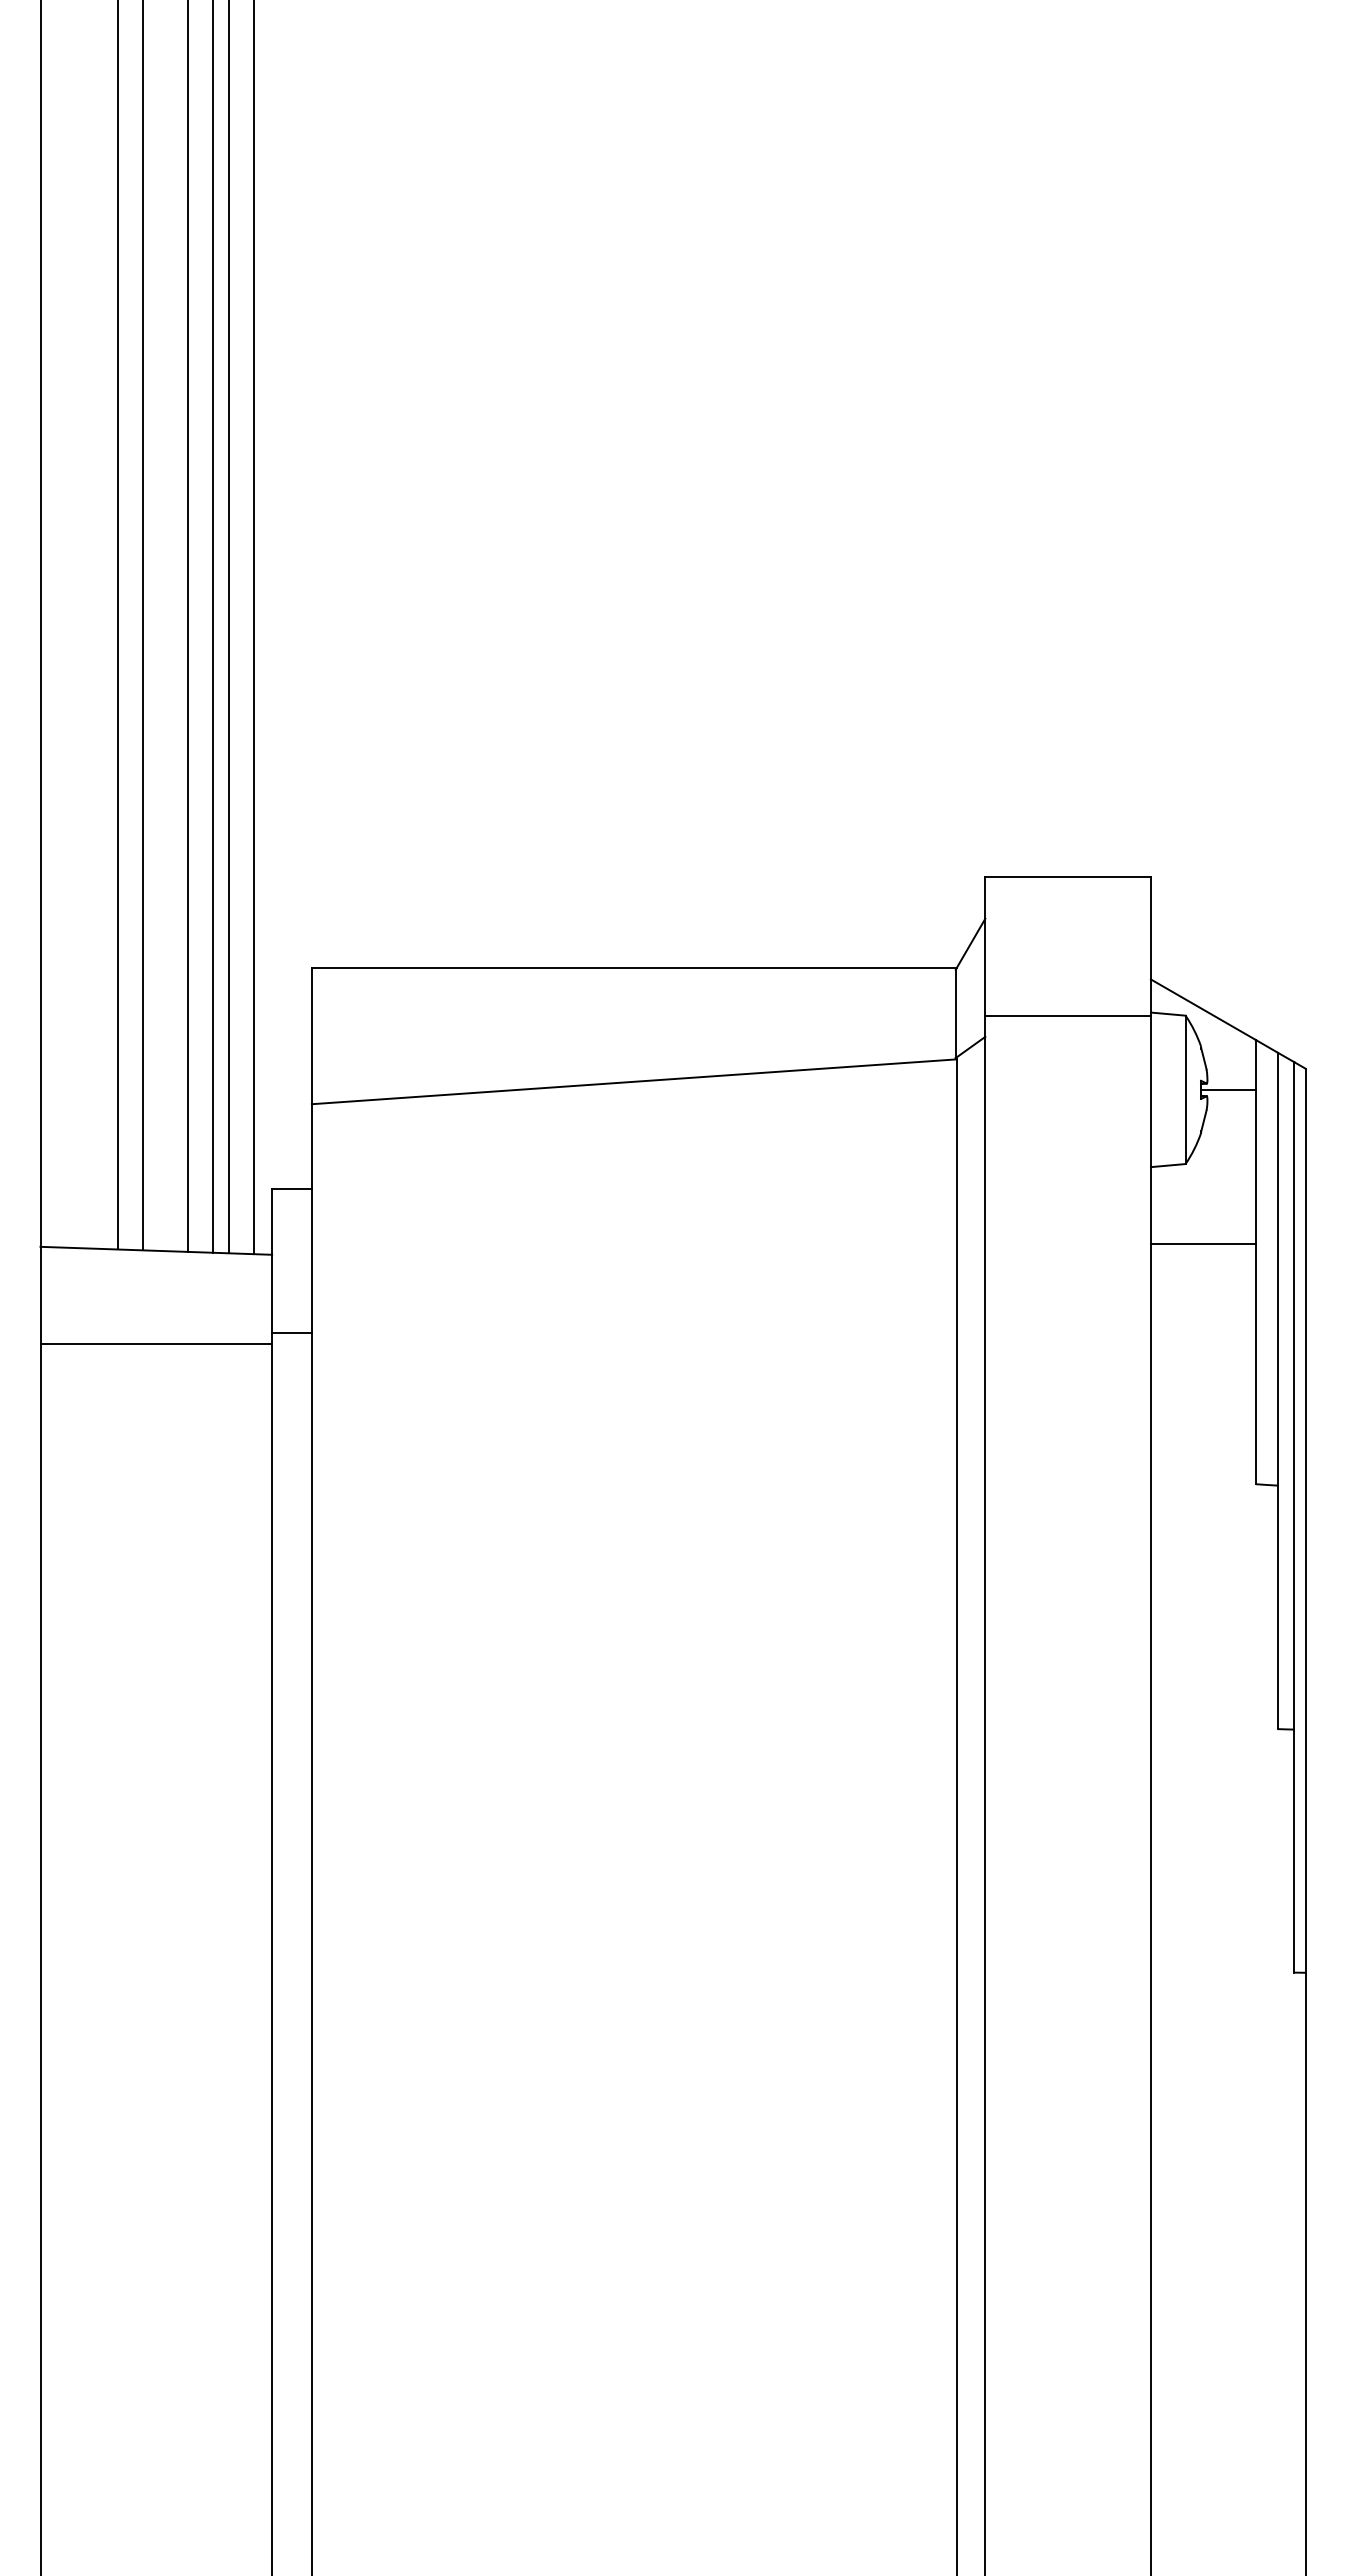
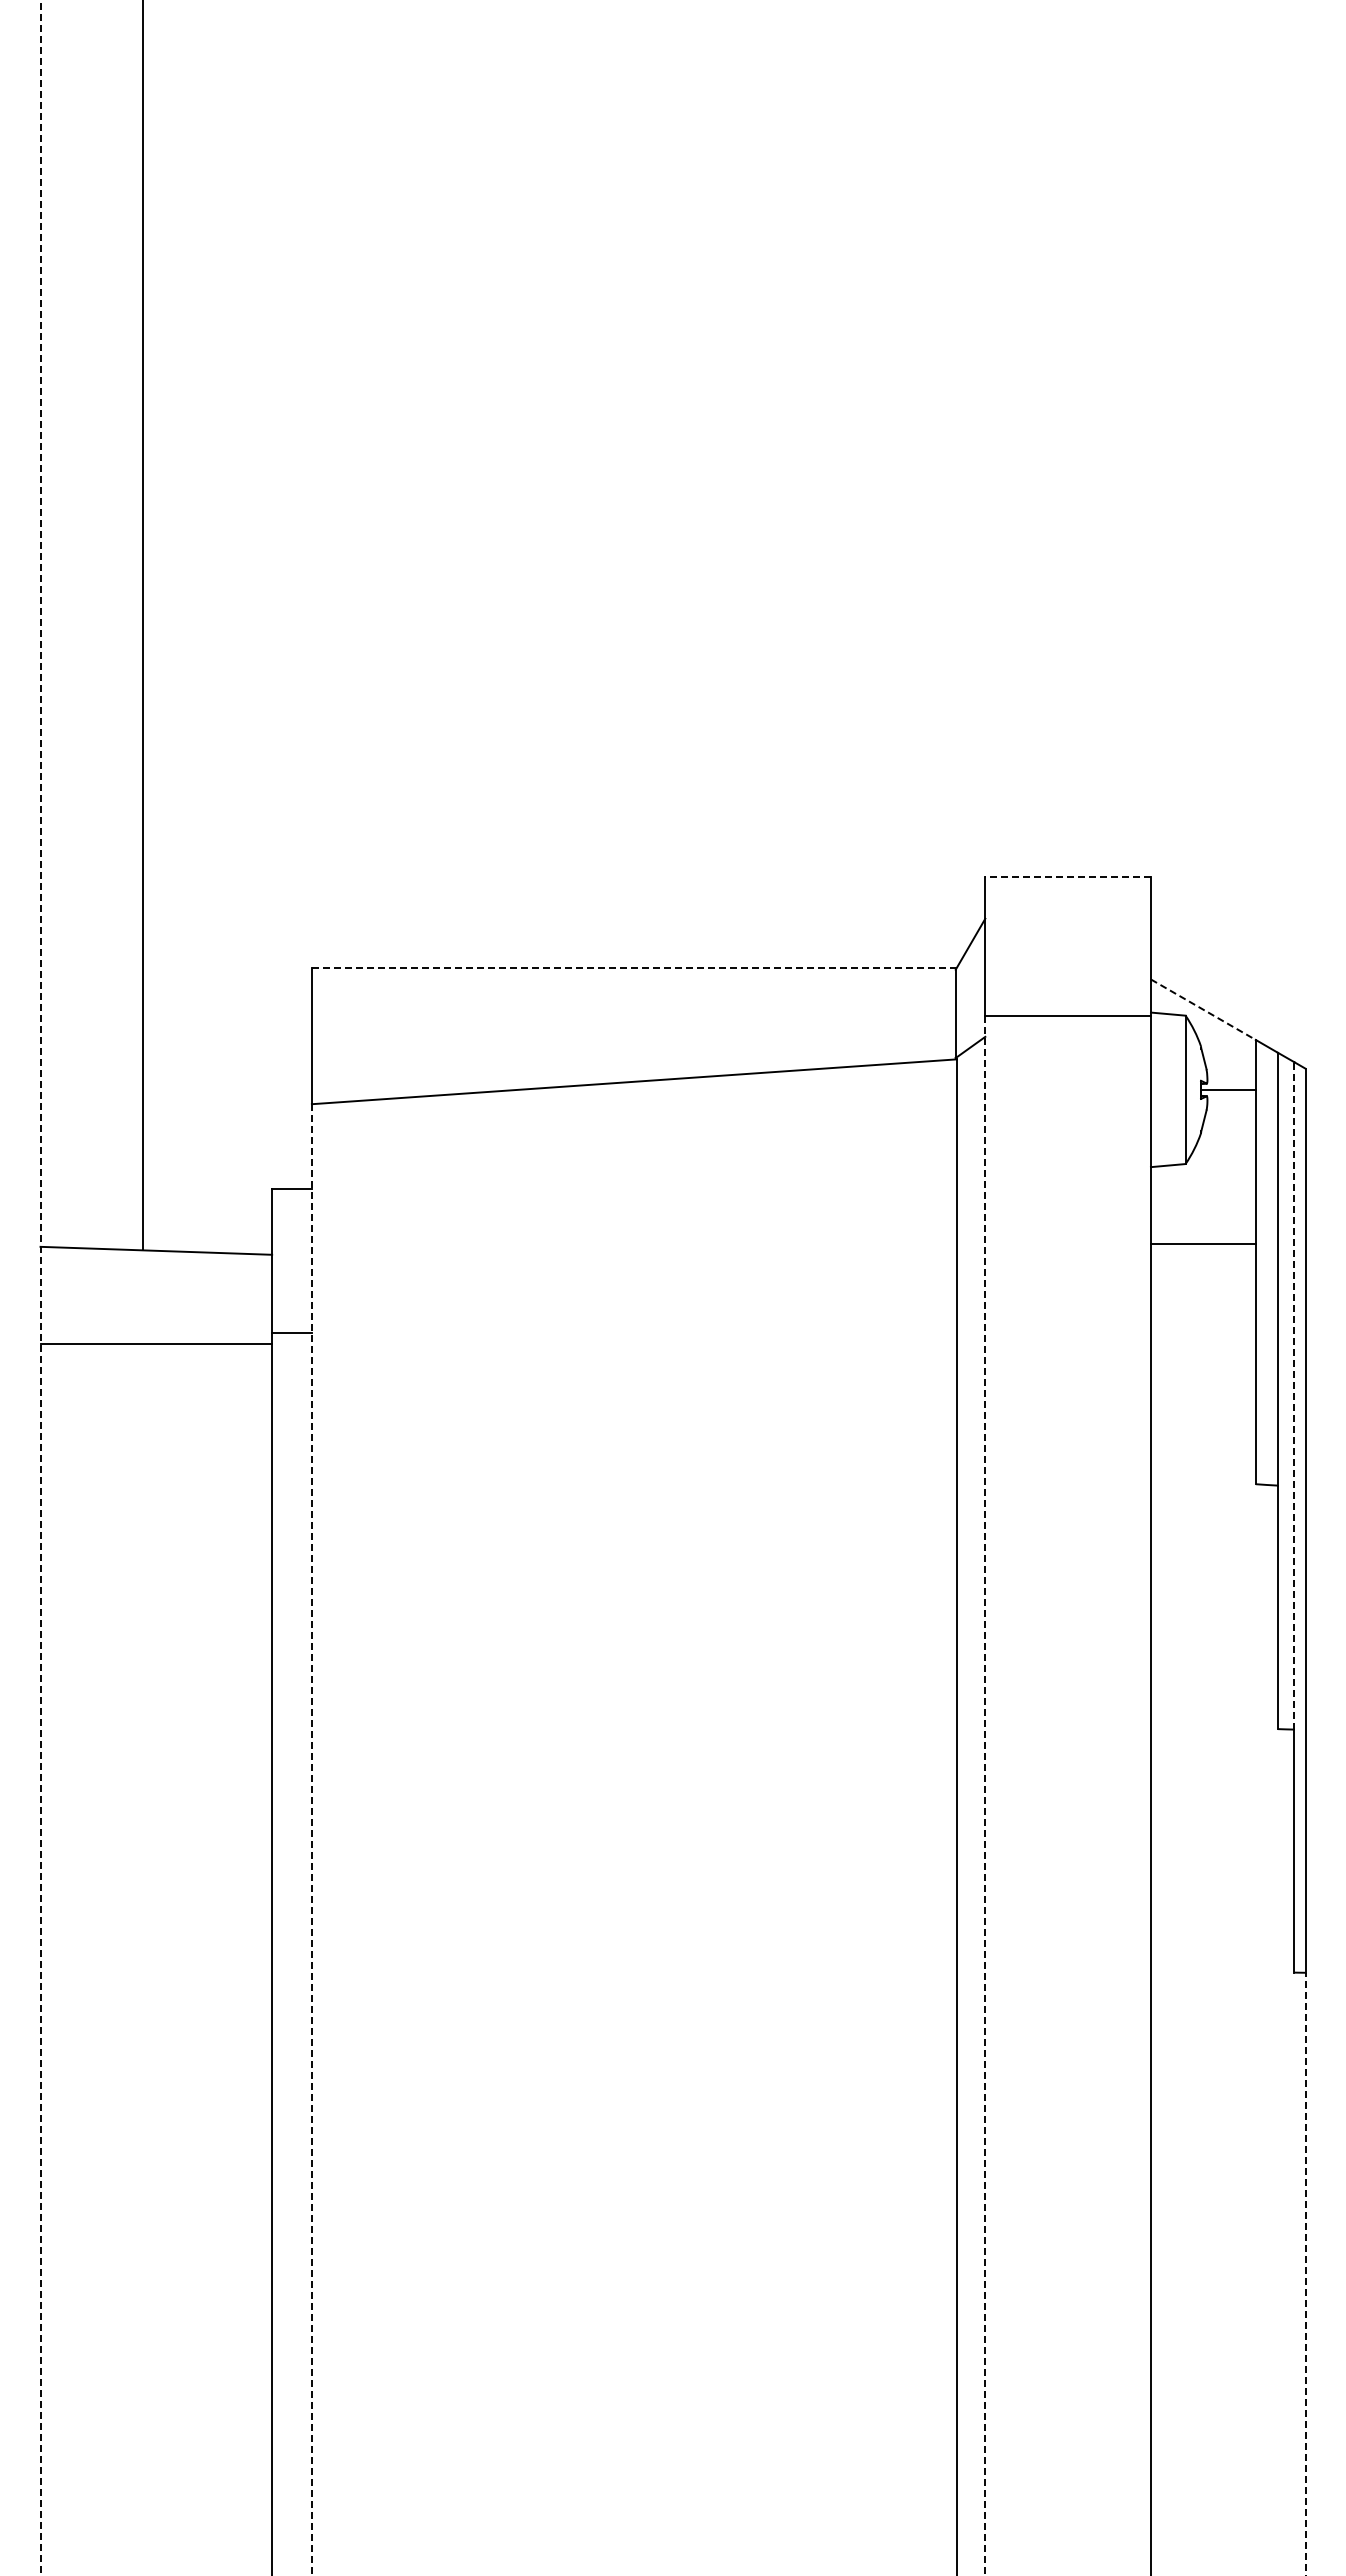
line: present -> none (117, 625)
line: present -> none (188, 626)
line: present -> none (213, 627)
line: present -> none (228, 627)
line: present -> none (254, 628)
line: solid -> dashed (1068, 876)
line: solid -> dashed (633, 968)
line: solid -> dashed (1203, 1009)
line: solid -> dashed (40, 1287)
line: solid -> dashed (1294, 1395)
line: solid -> dashed (985, 1796)
line: solid -> dashed (311, 1839)
line: solid -> dashed (1305, 2273)
